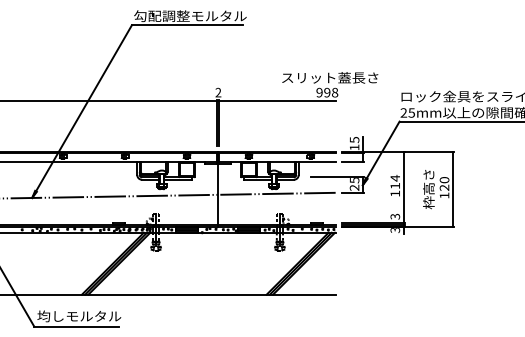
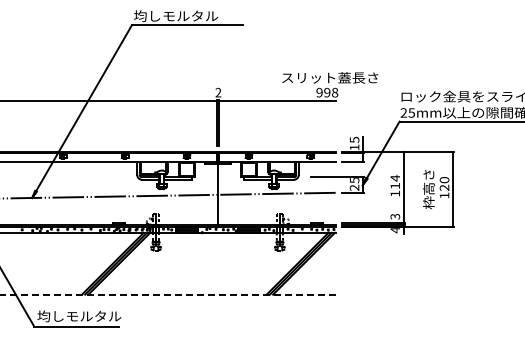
text: 勾配調整モルタル -> 均しモルタル (190, 15)
text: 3 -> 4 (395, 230)
line: solid -> dashed (167, 294)
